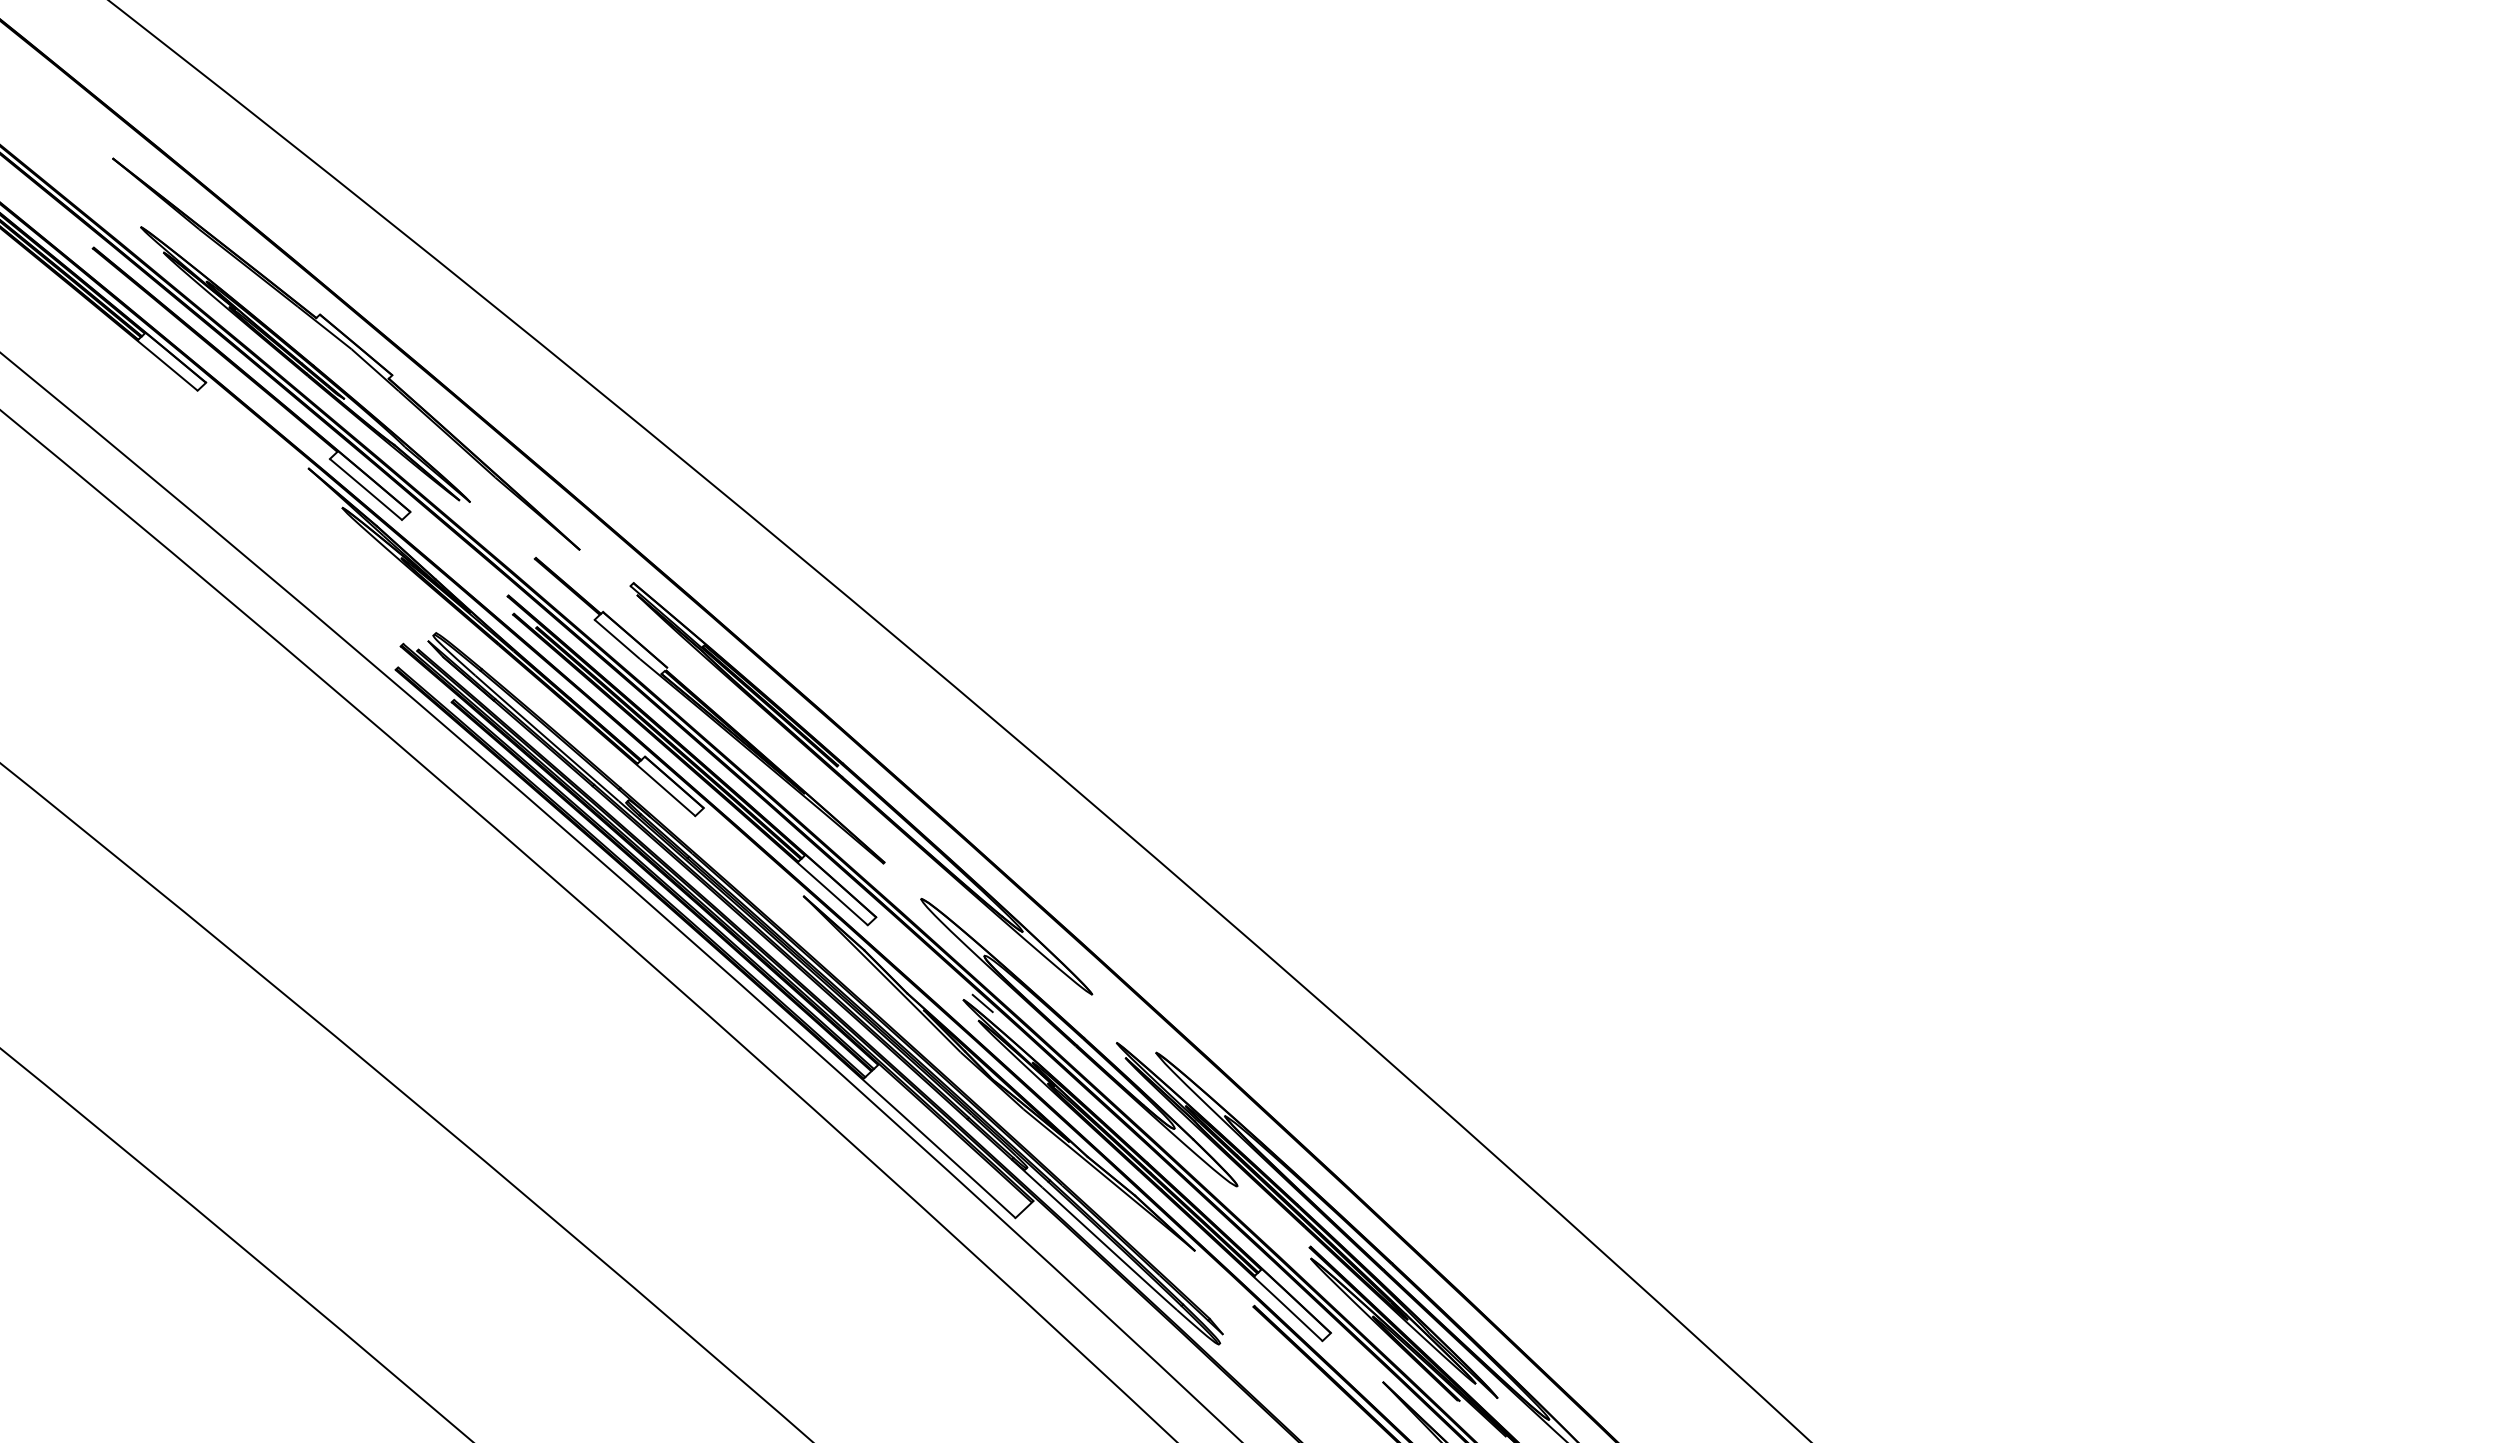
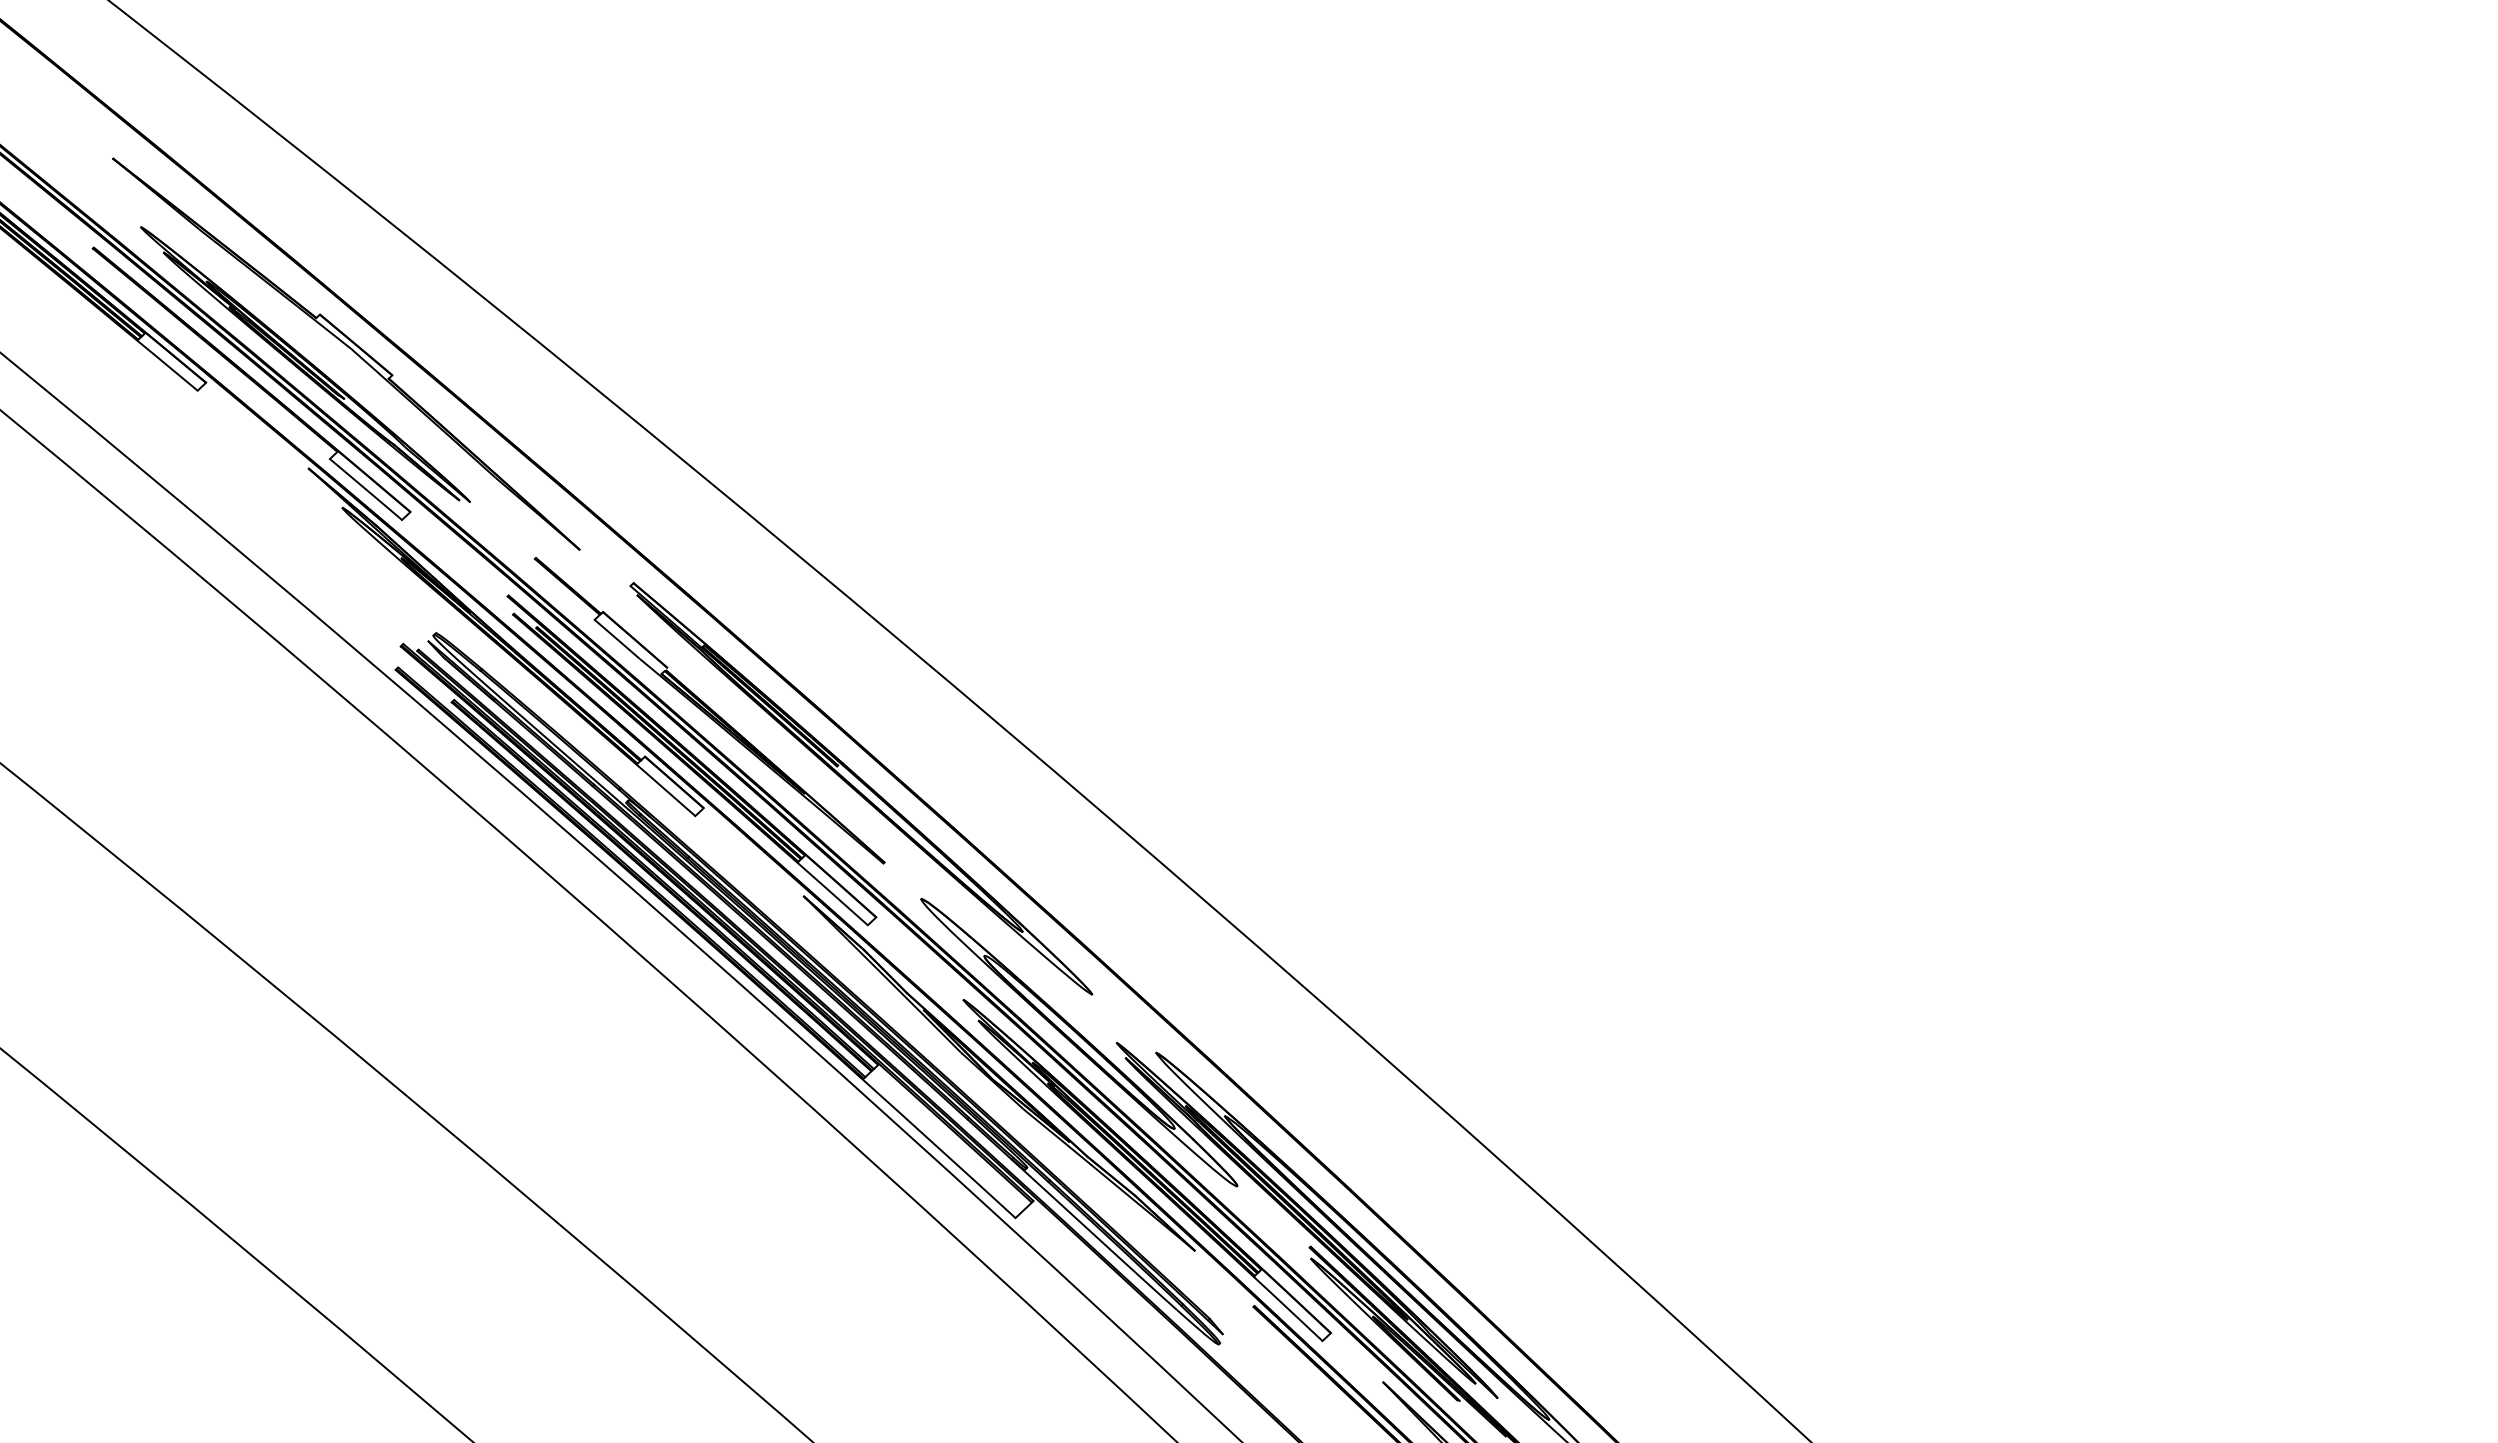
line: present -> none (982, 1003)
